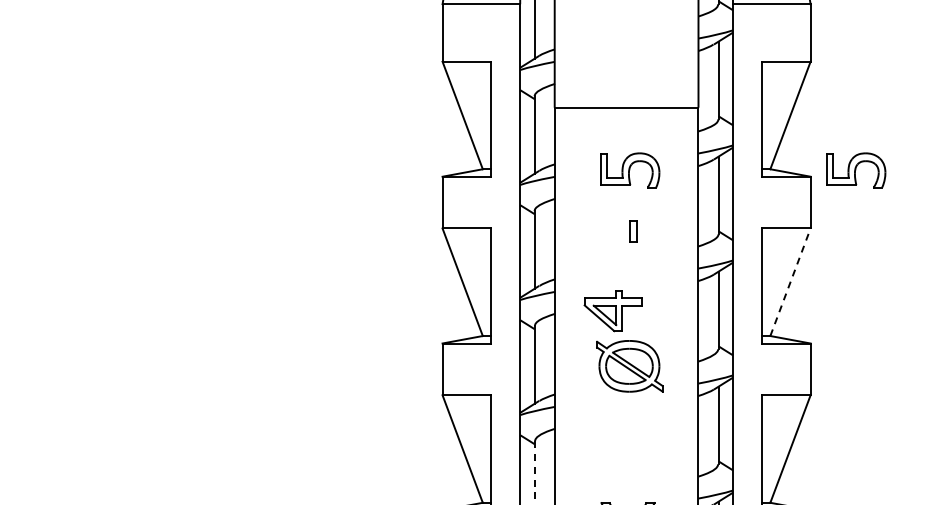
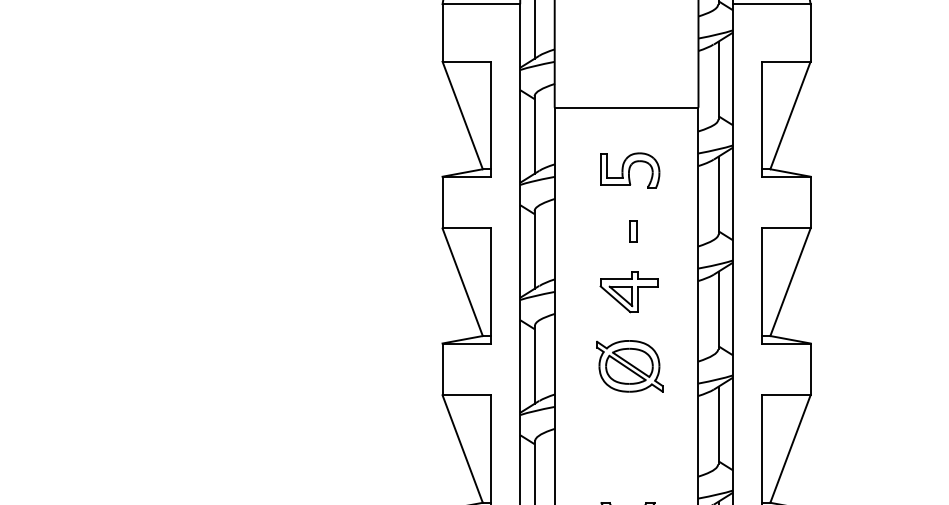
part: present -> none (856, 170)
line: dashed -> solid (790, 281)
part position: (612, 311) -> (628, 292) (628, 292)
line: dashed -> solid (534, 473)
